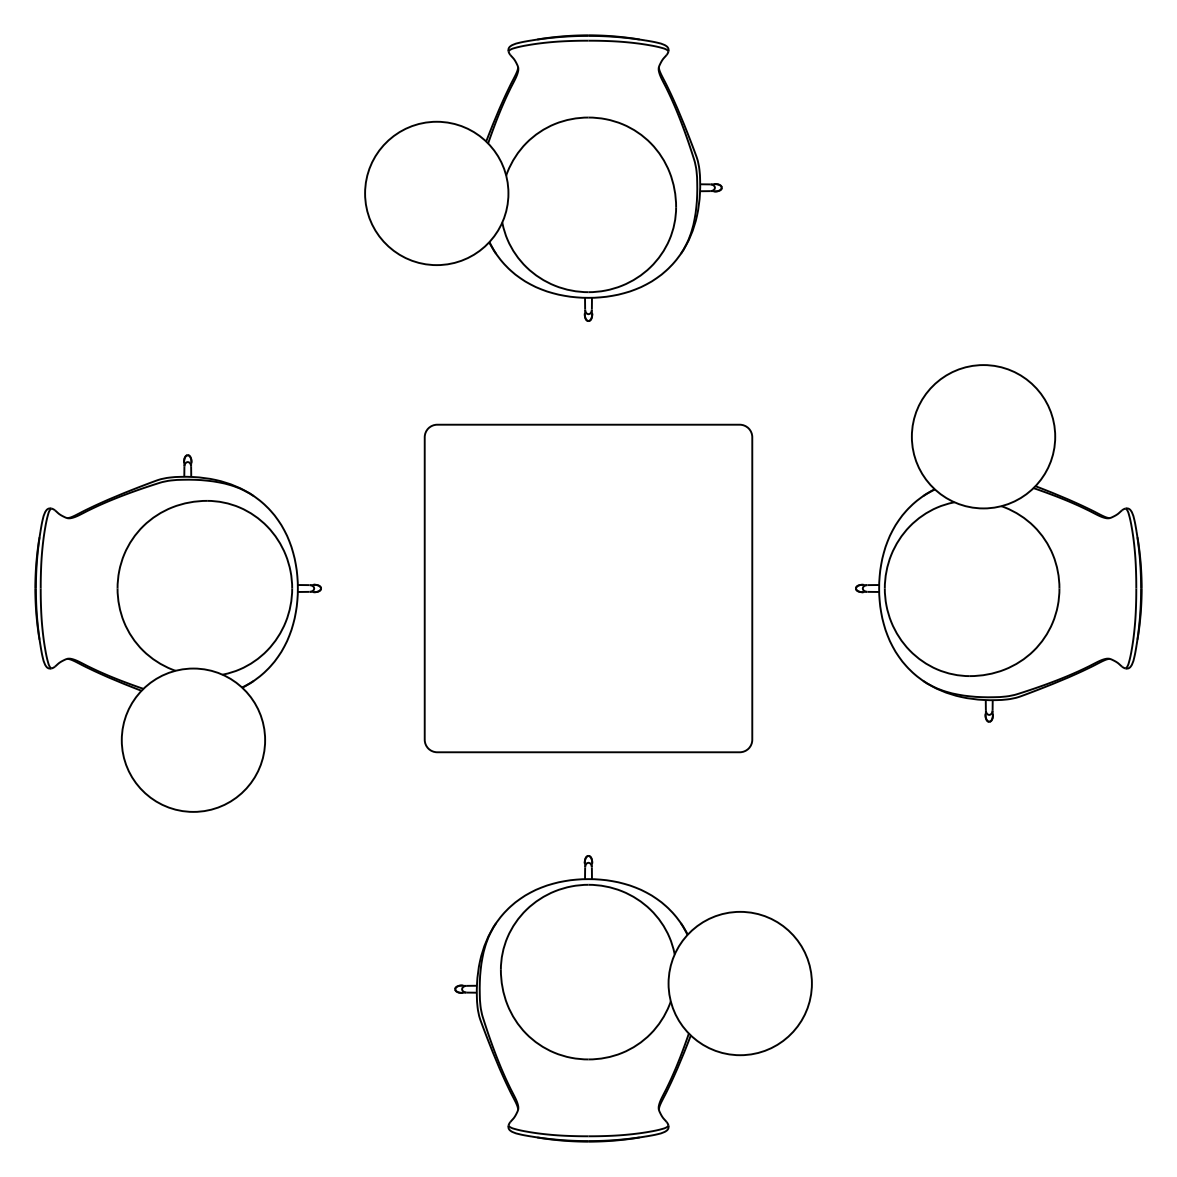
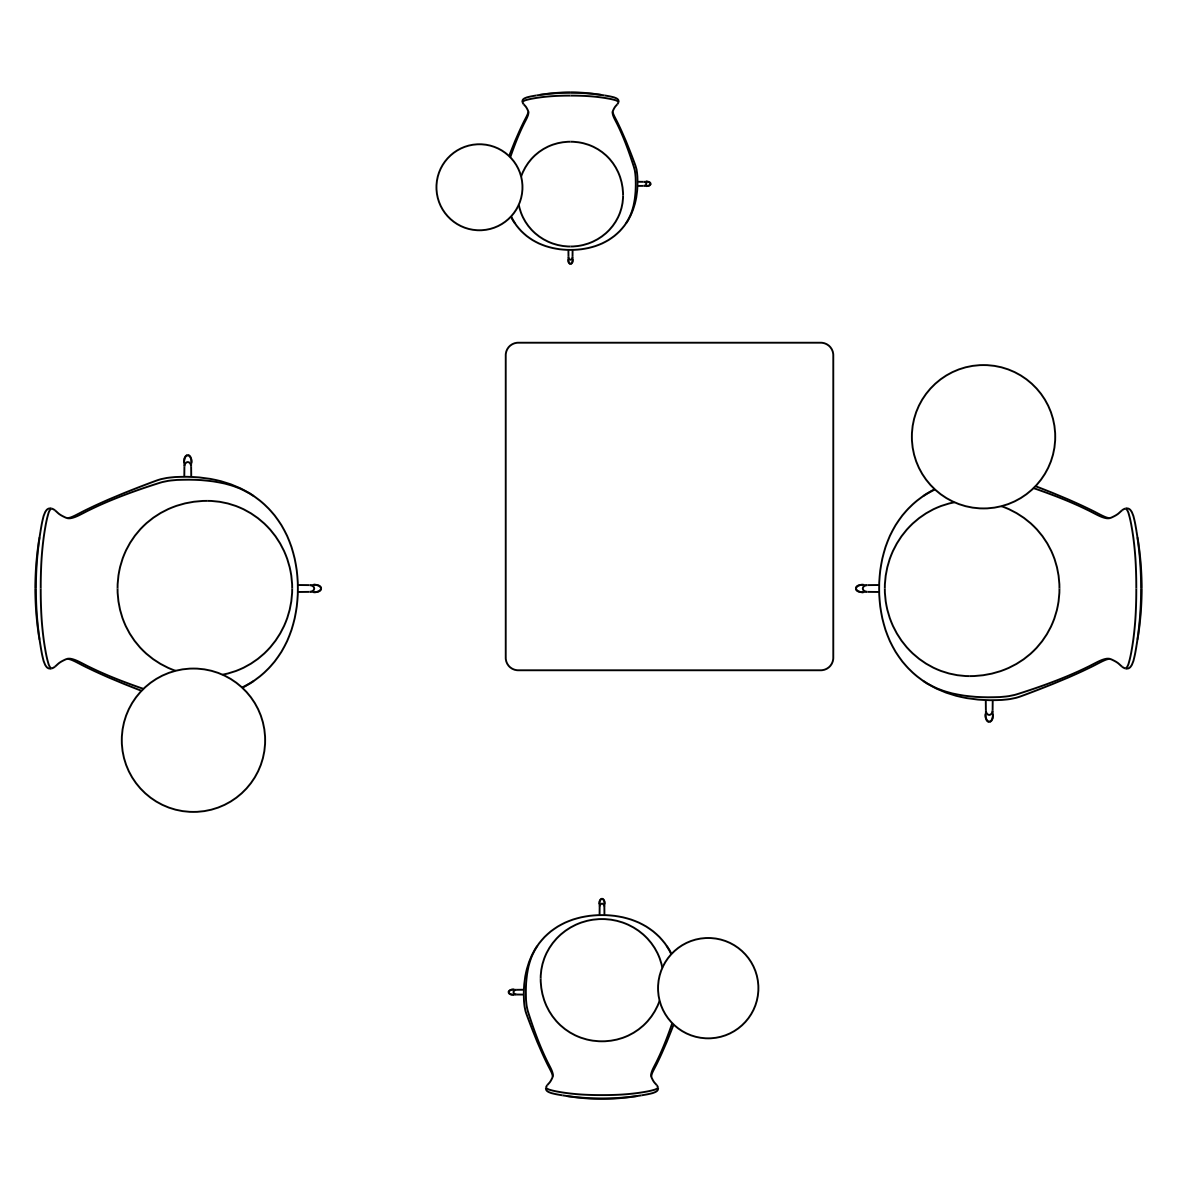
part size: 359x288 px -> 217x174 px (543, 177)
part position: (588, 588) -> (669, 506) (669, 506)
part size: 359x288 px -> 253x202 px (633, 998)
